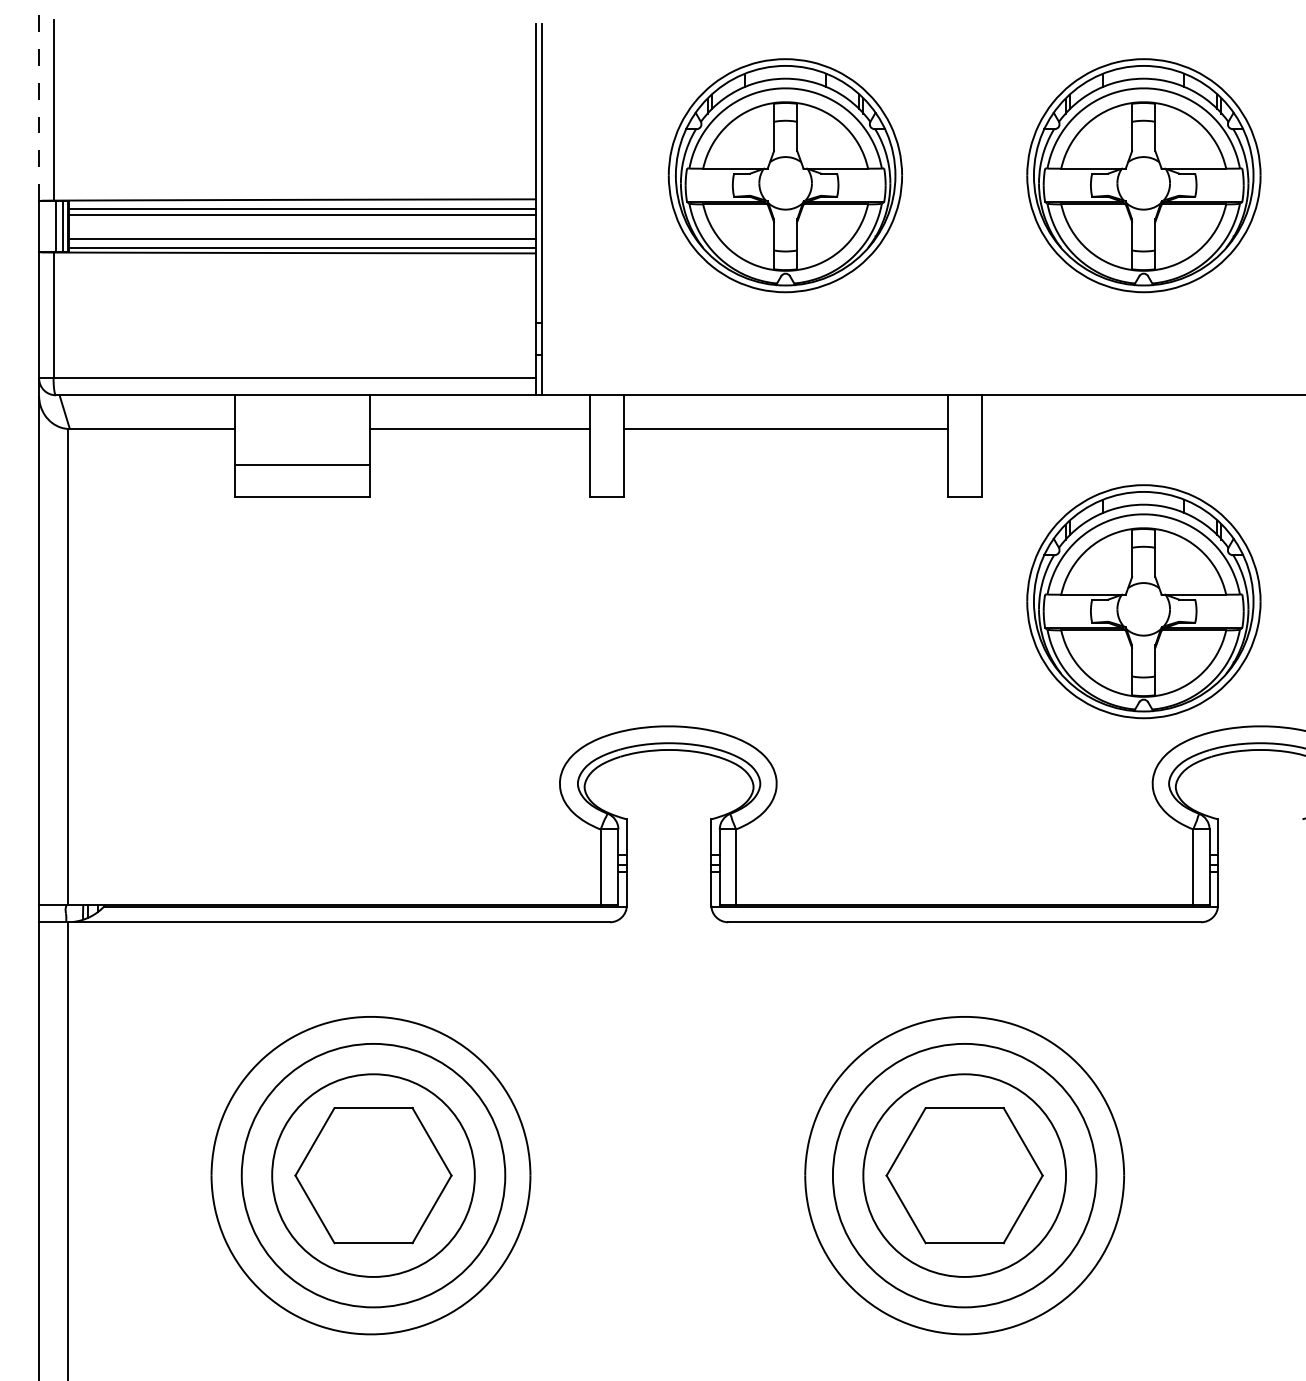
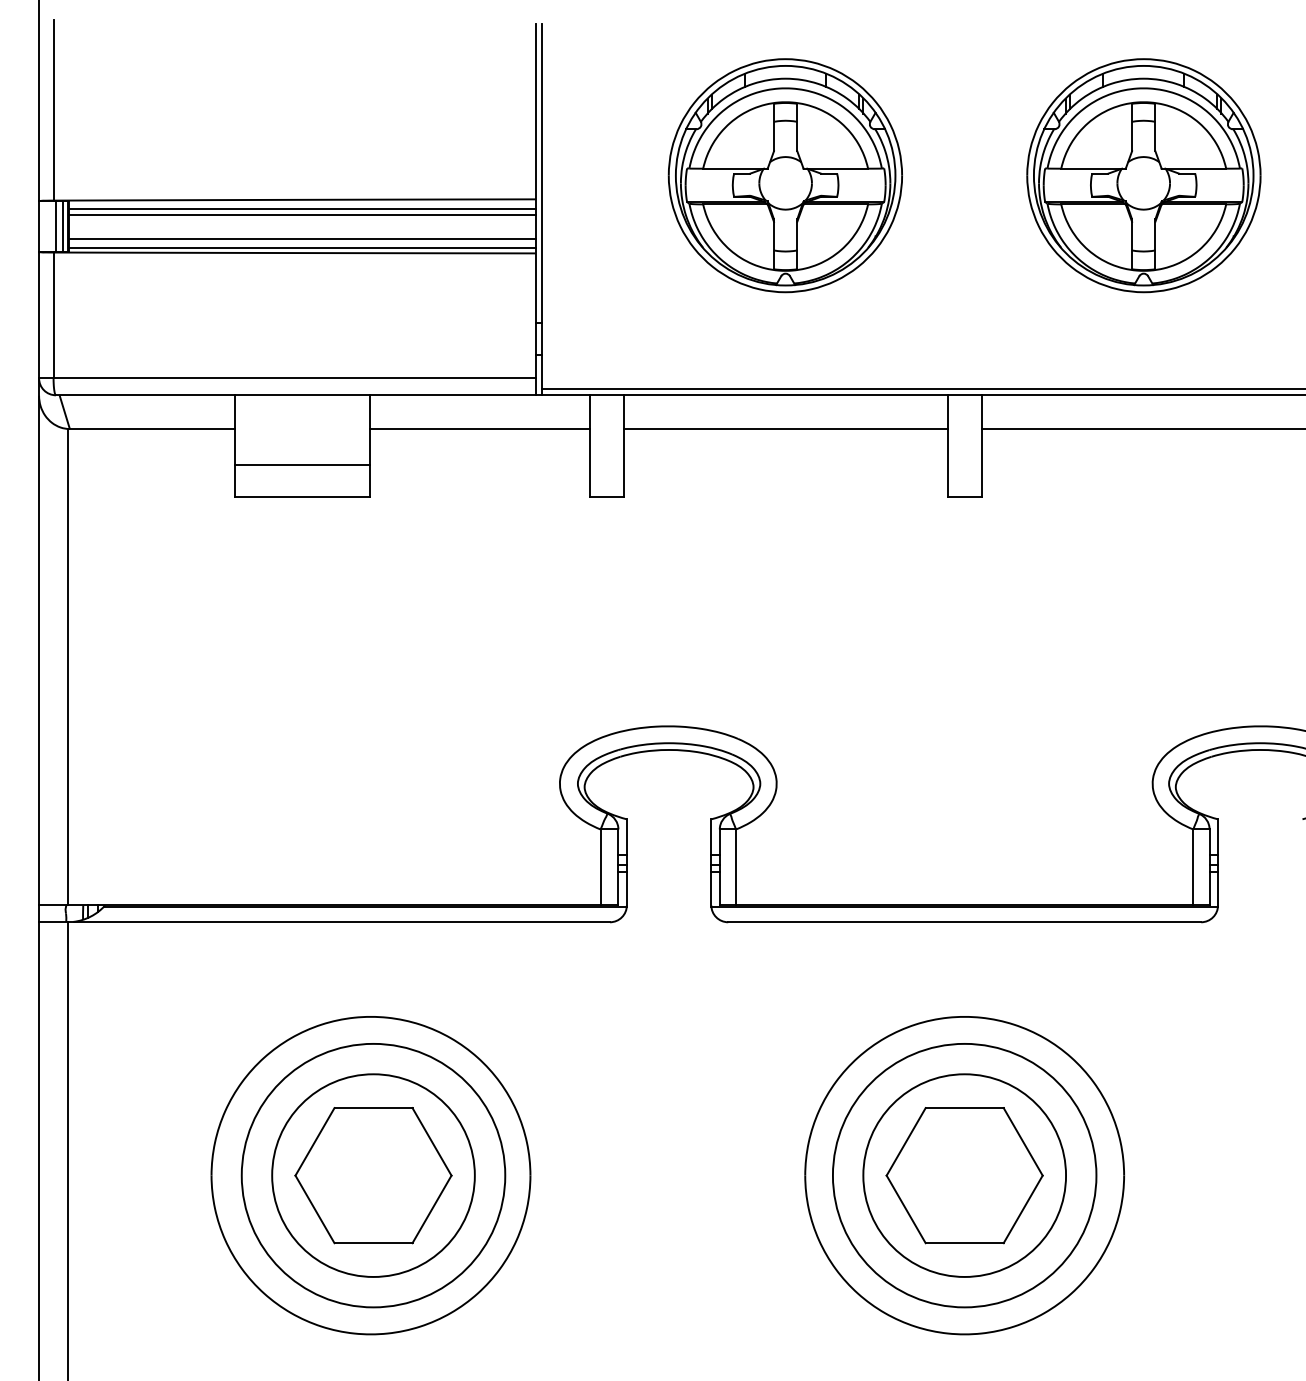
line: dashed -> solid (39, 100)
line: none -> present (922, 388)
line: none -> present (1141, 429)
part: present -> none (1143, 601)
